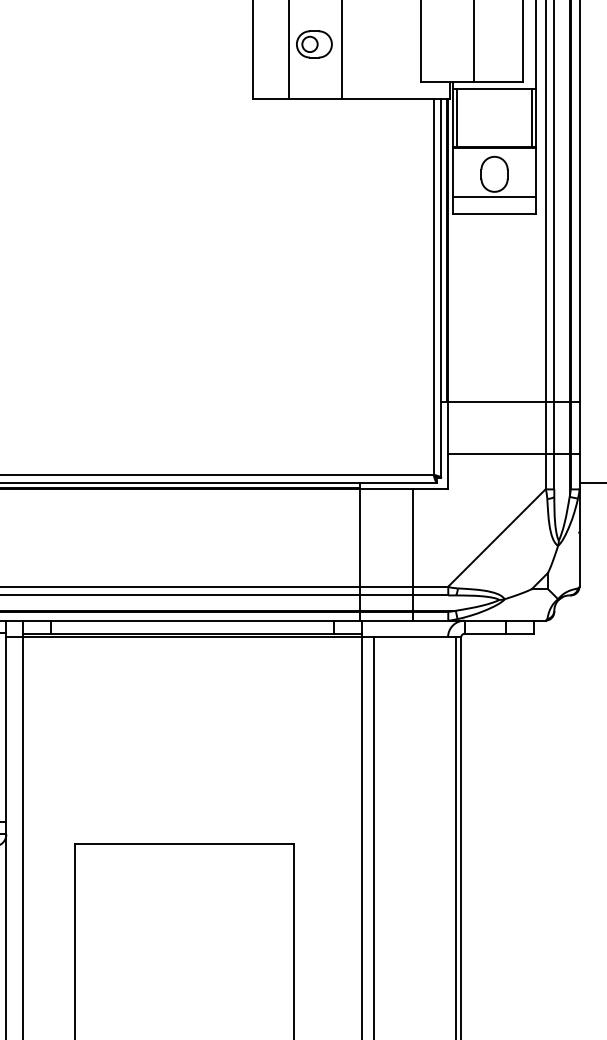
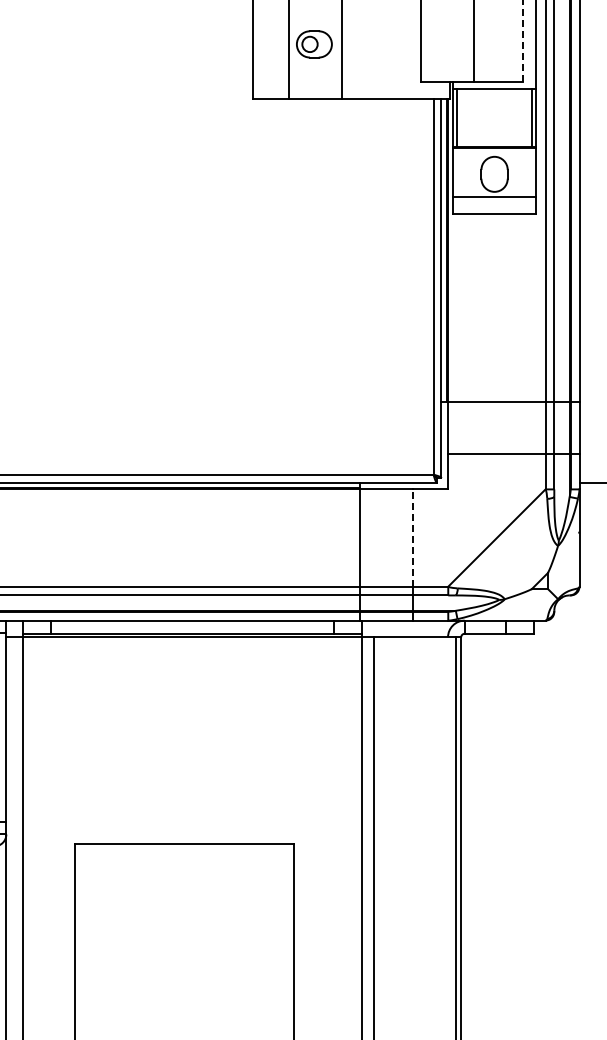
line: solid -> dashed (523, 40)
line: solid -> dashed (412, 537)
